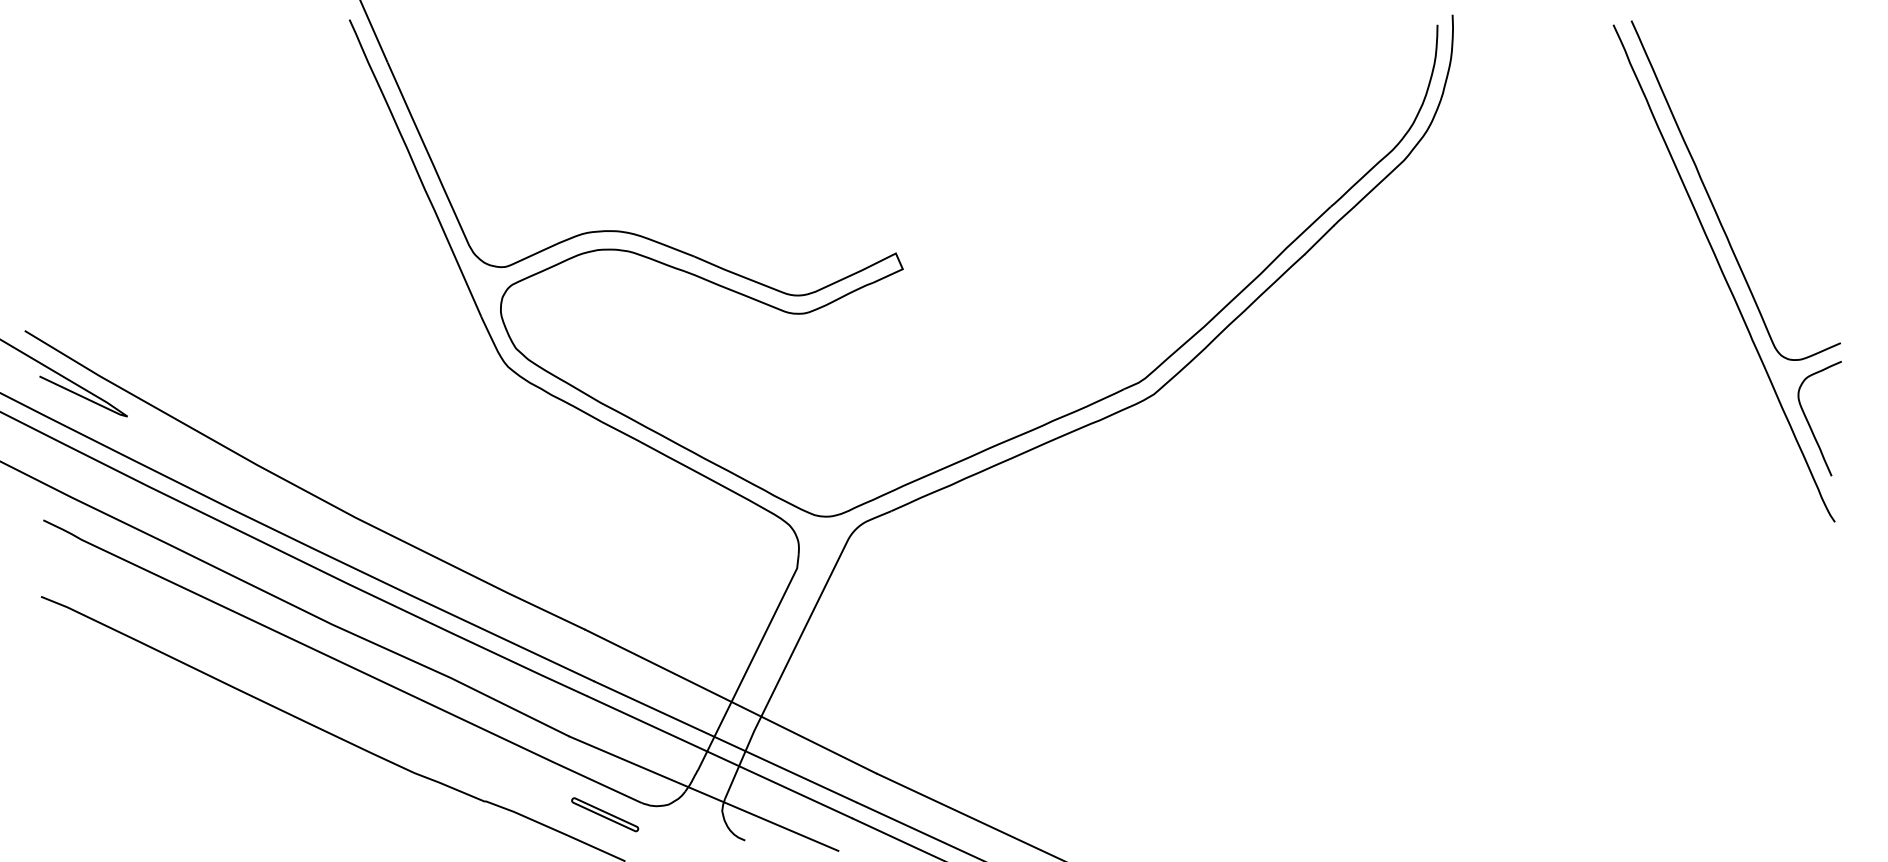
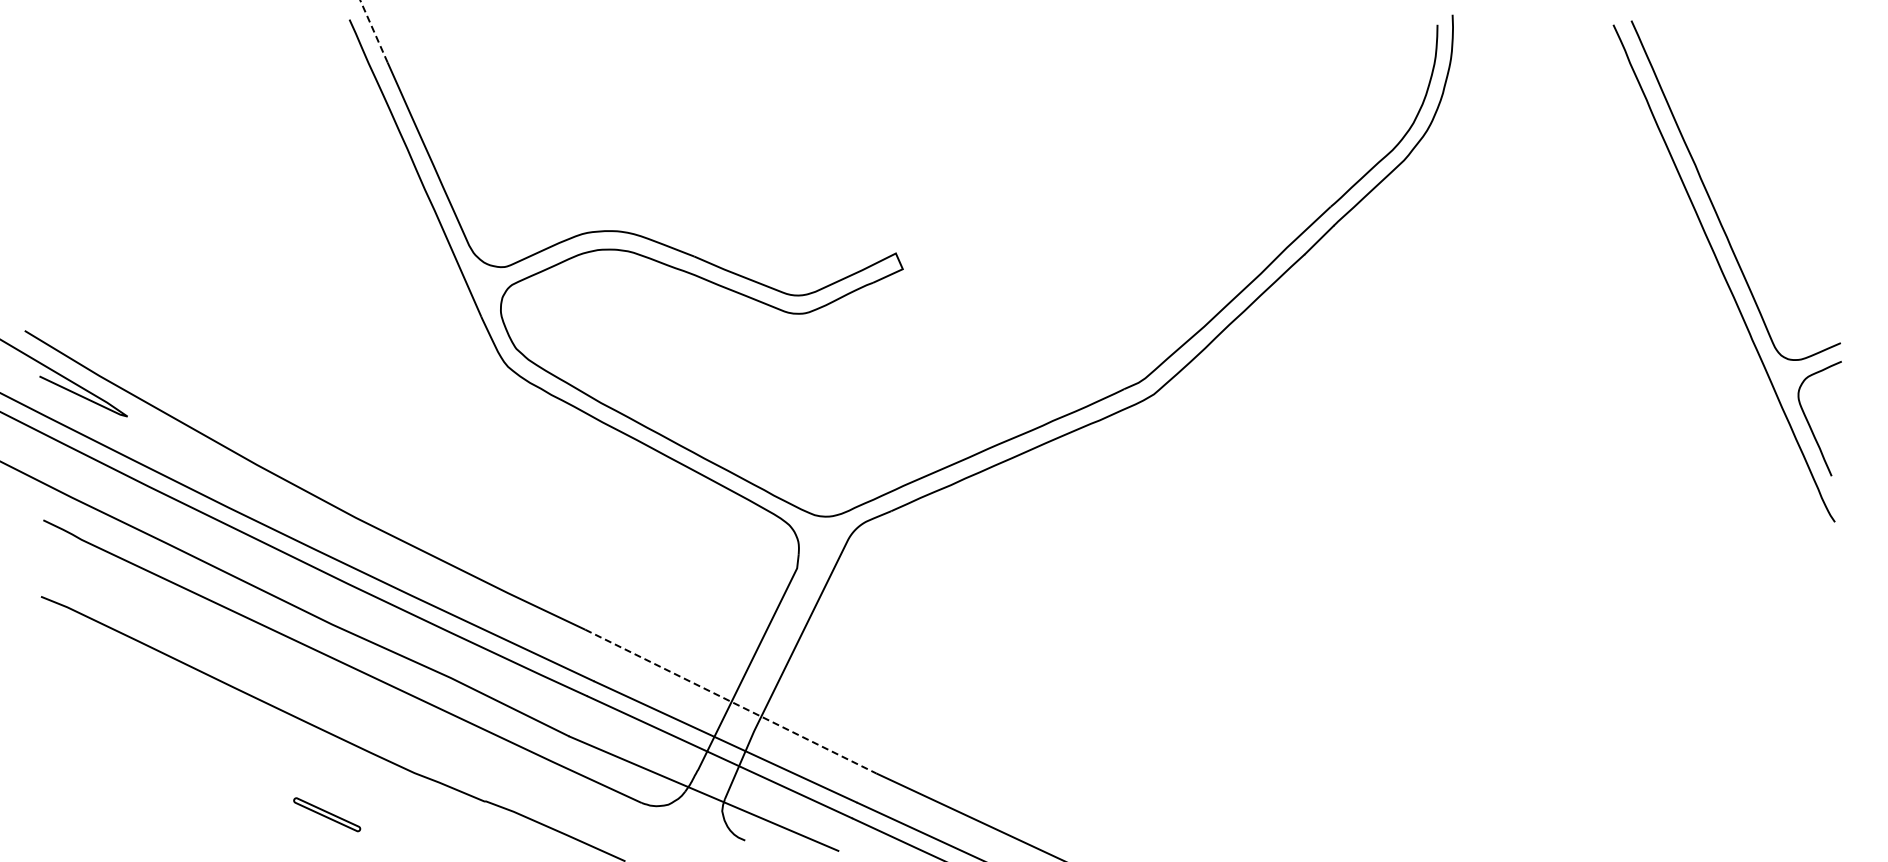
line: solid -> dashed (374, 31)
line: solid -> dashed (731, 701)
part position: (605, 814) -> (327, 814) (327, 814)
